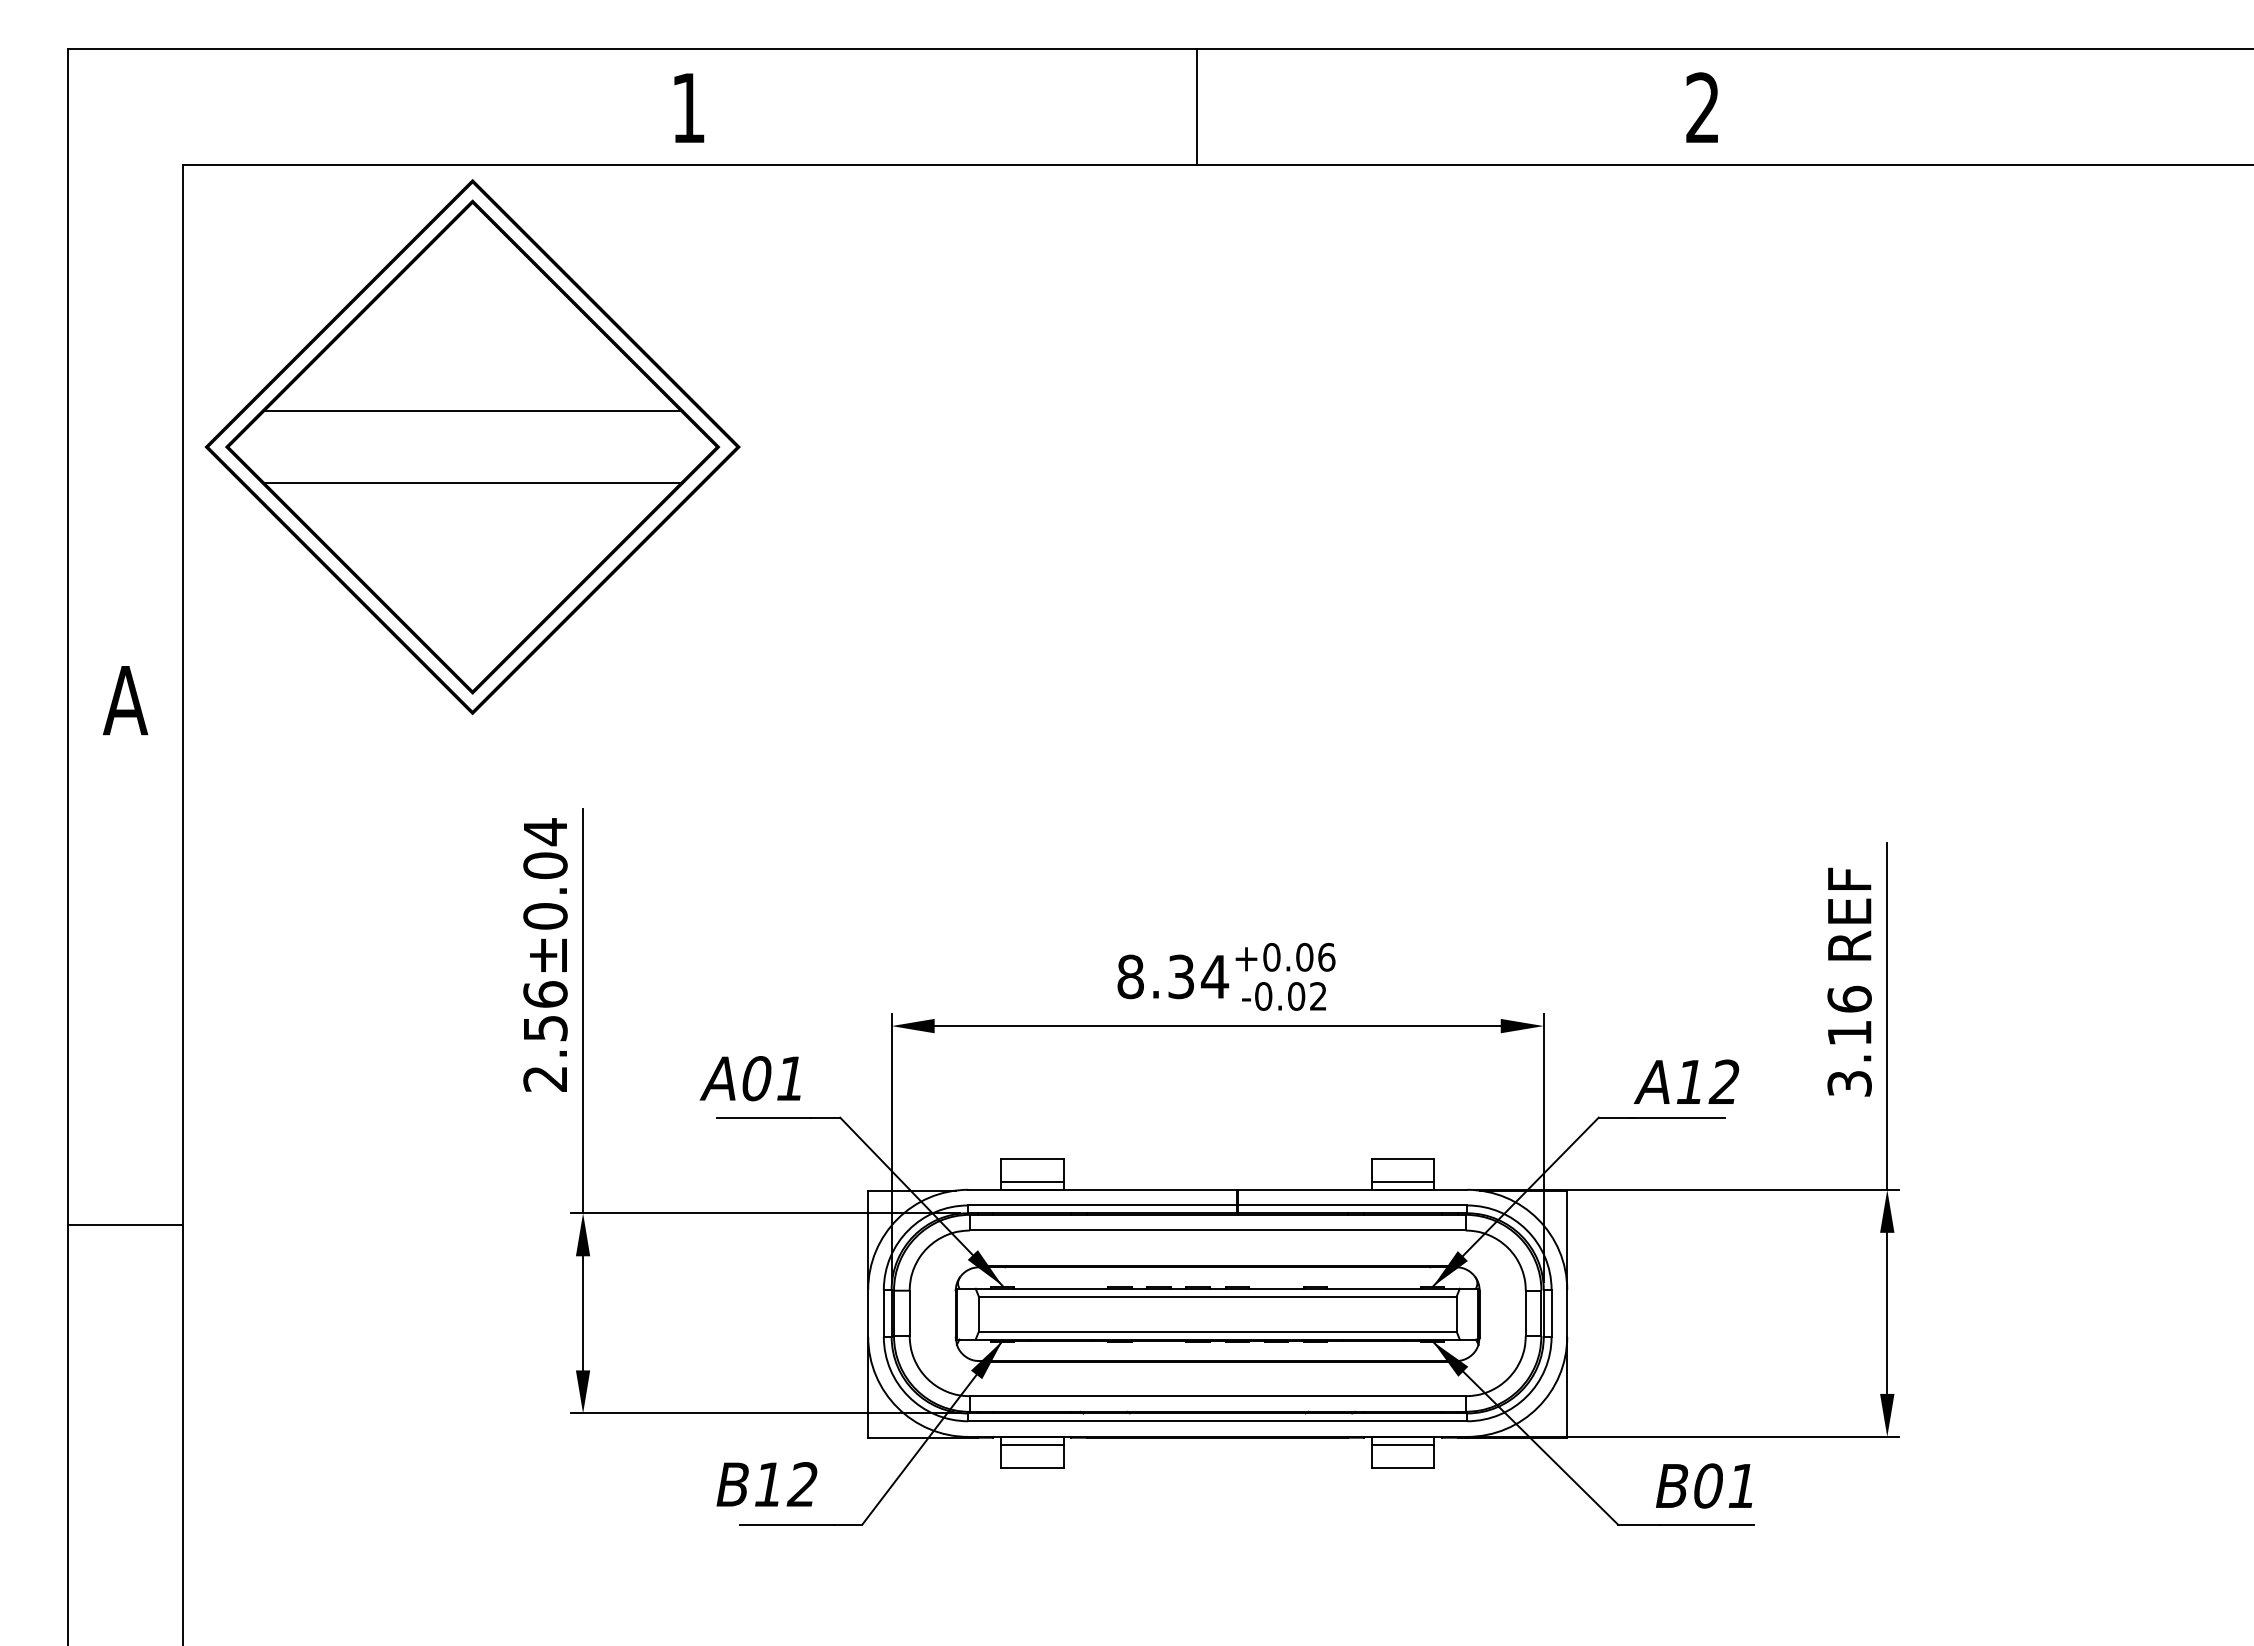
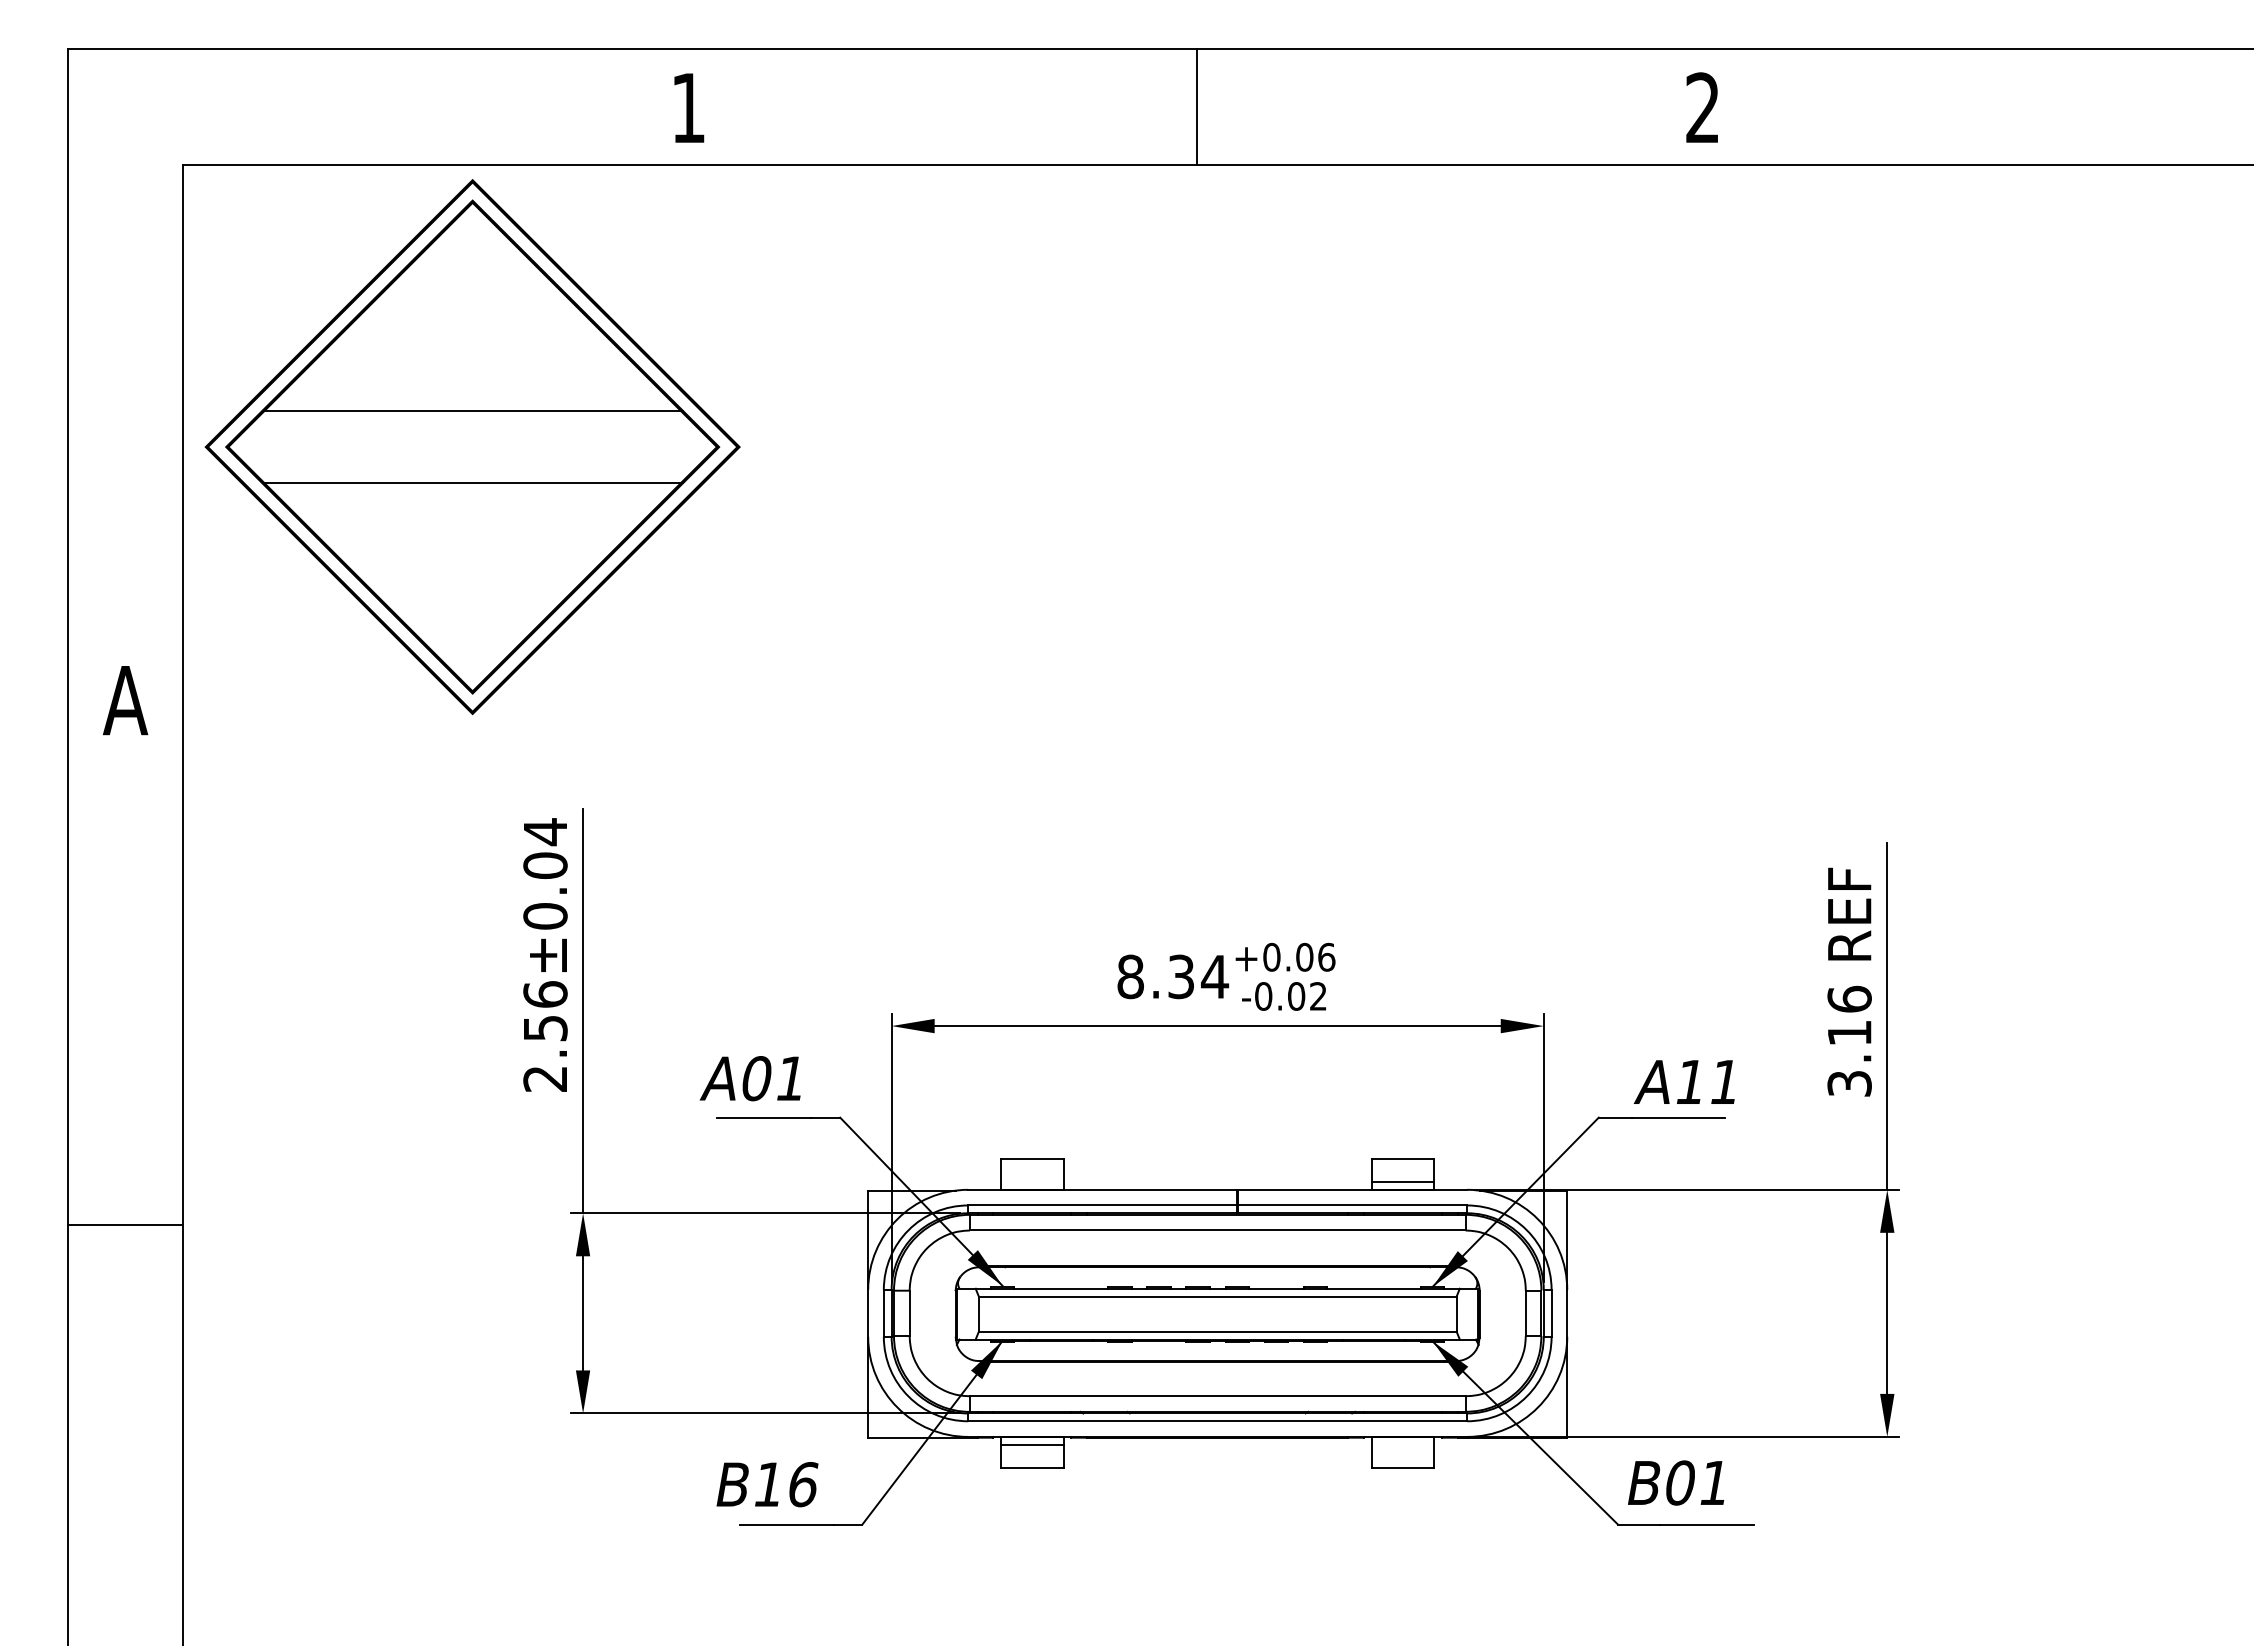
text: A12 -> A11 (1723, 1081)
line: present -> none (1032, 1182)
line: present -> none (1402, 1444)
text: B12 -> B16 (802, 1484)
text position: (1704, 1485) -> (1676, 1482) (1676, 1482)
